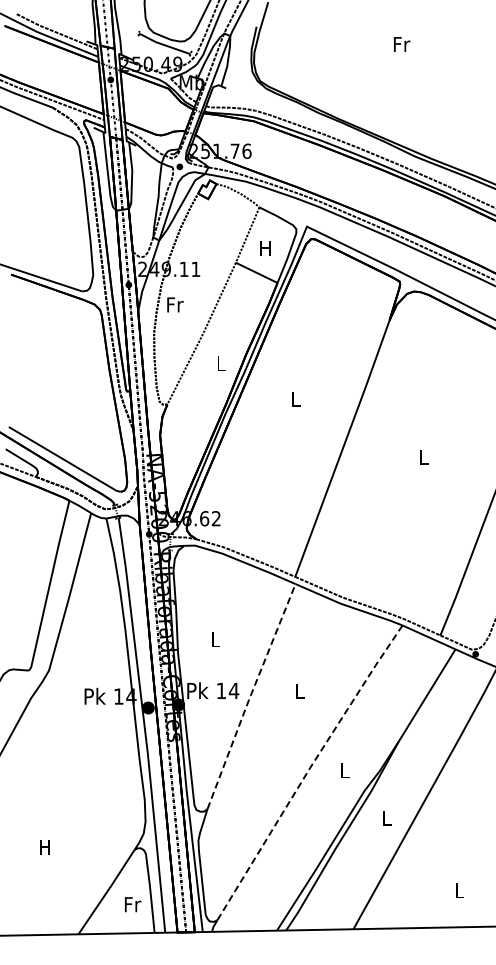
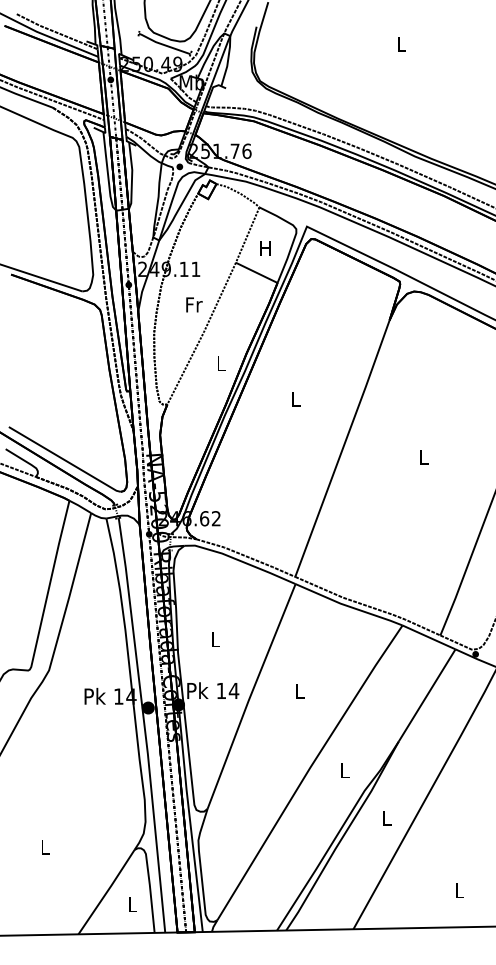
text: Fr -> L (402, 44)
text position: (175, 304) -> (194, 304) (194, 304)
line: dashed -> solid (250, 696)
line: dashed -> solid (308, 770)
text: H -> L (44, 847)
text: Fr -> L (132, 904)
